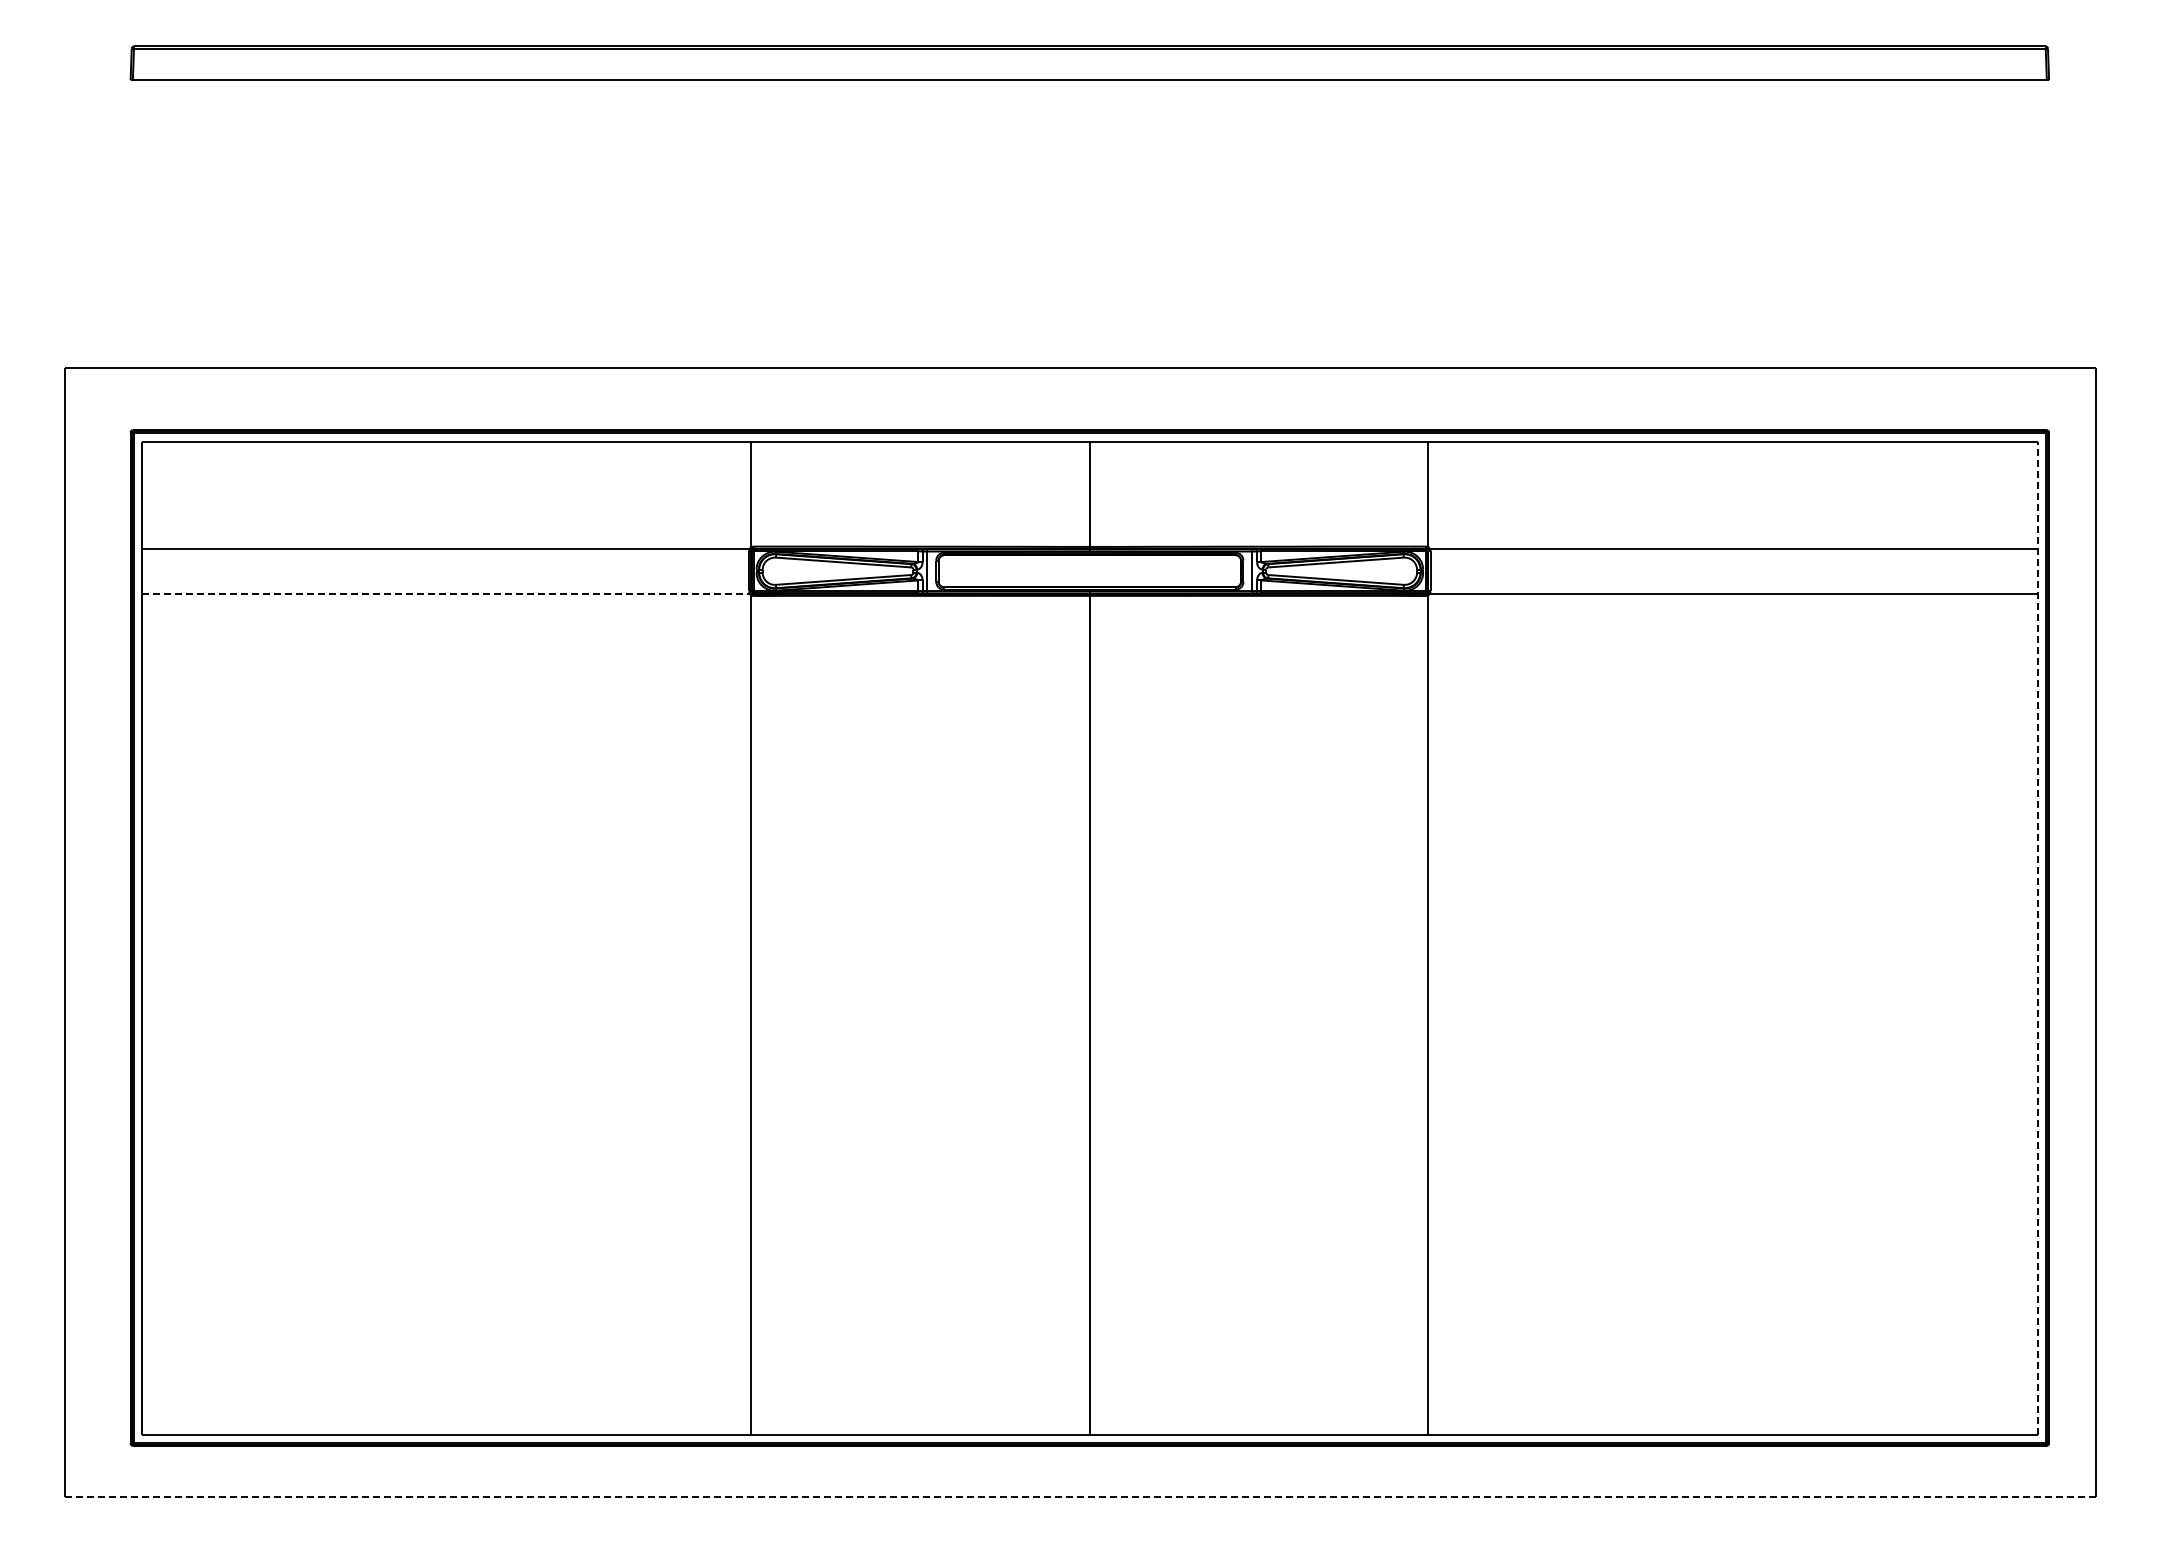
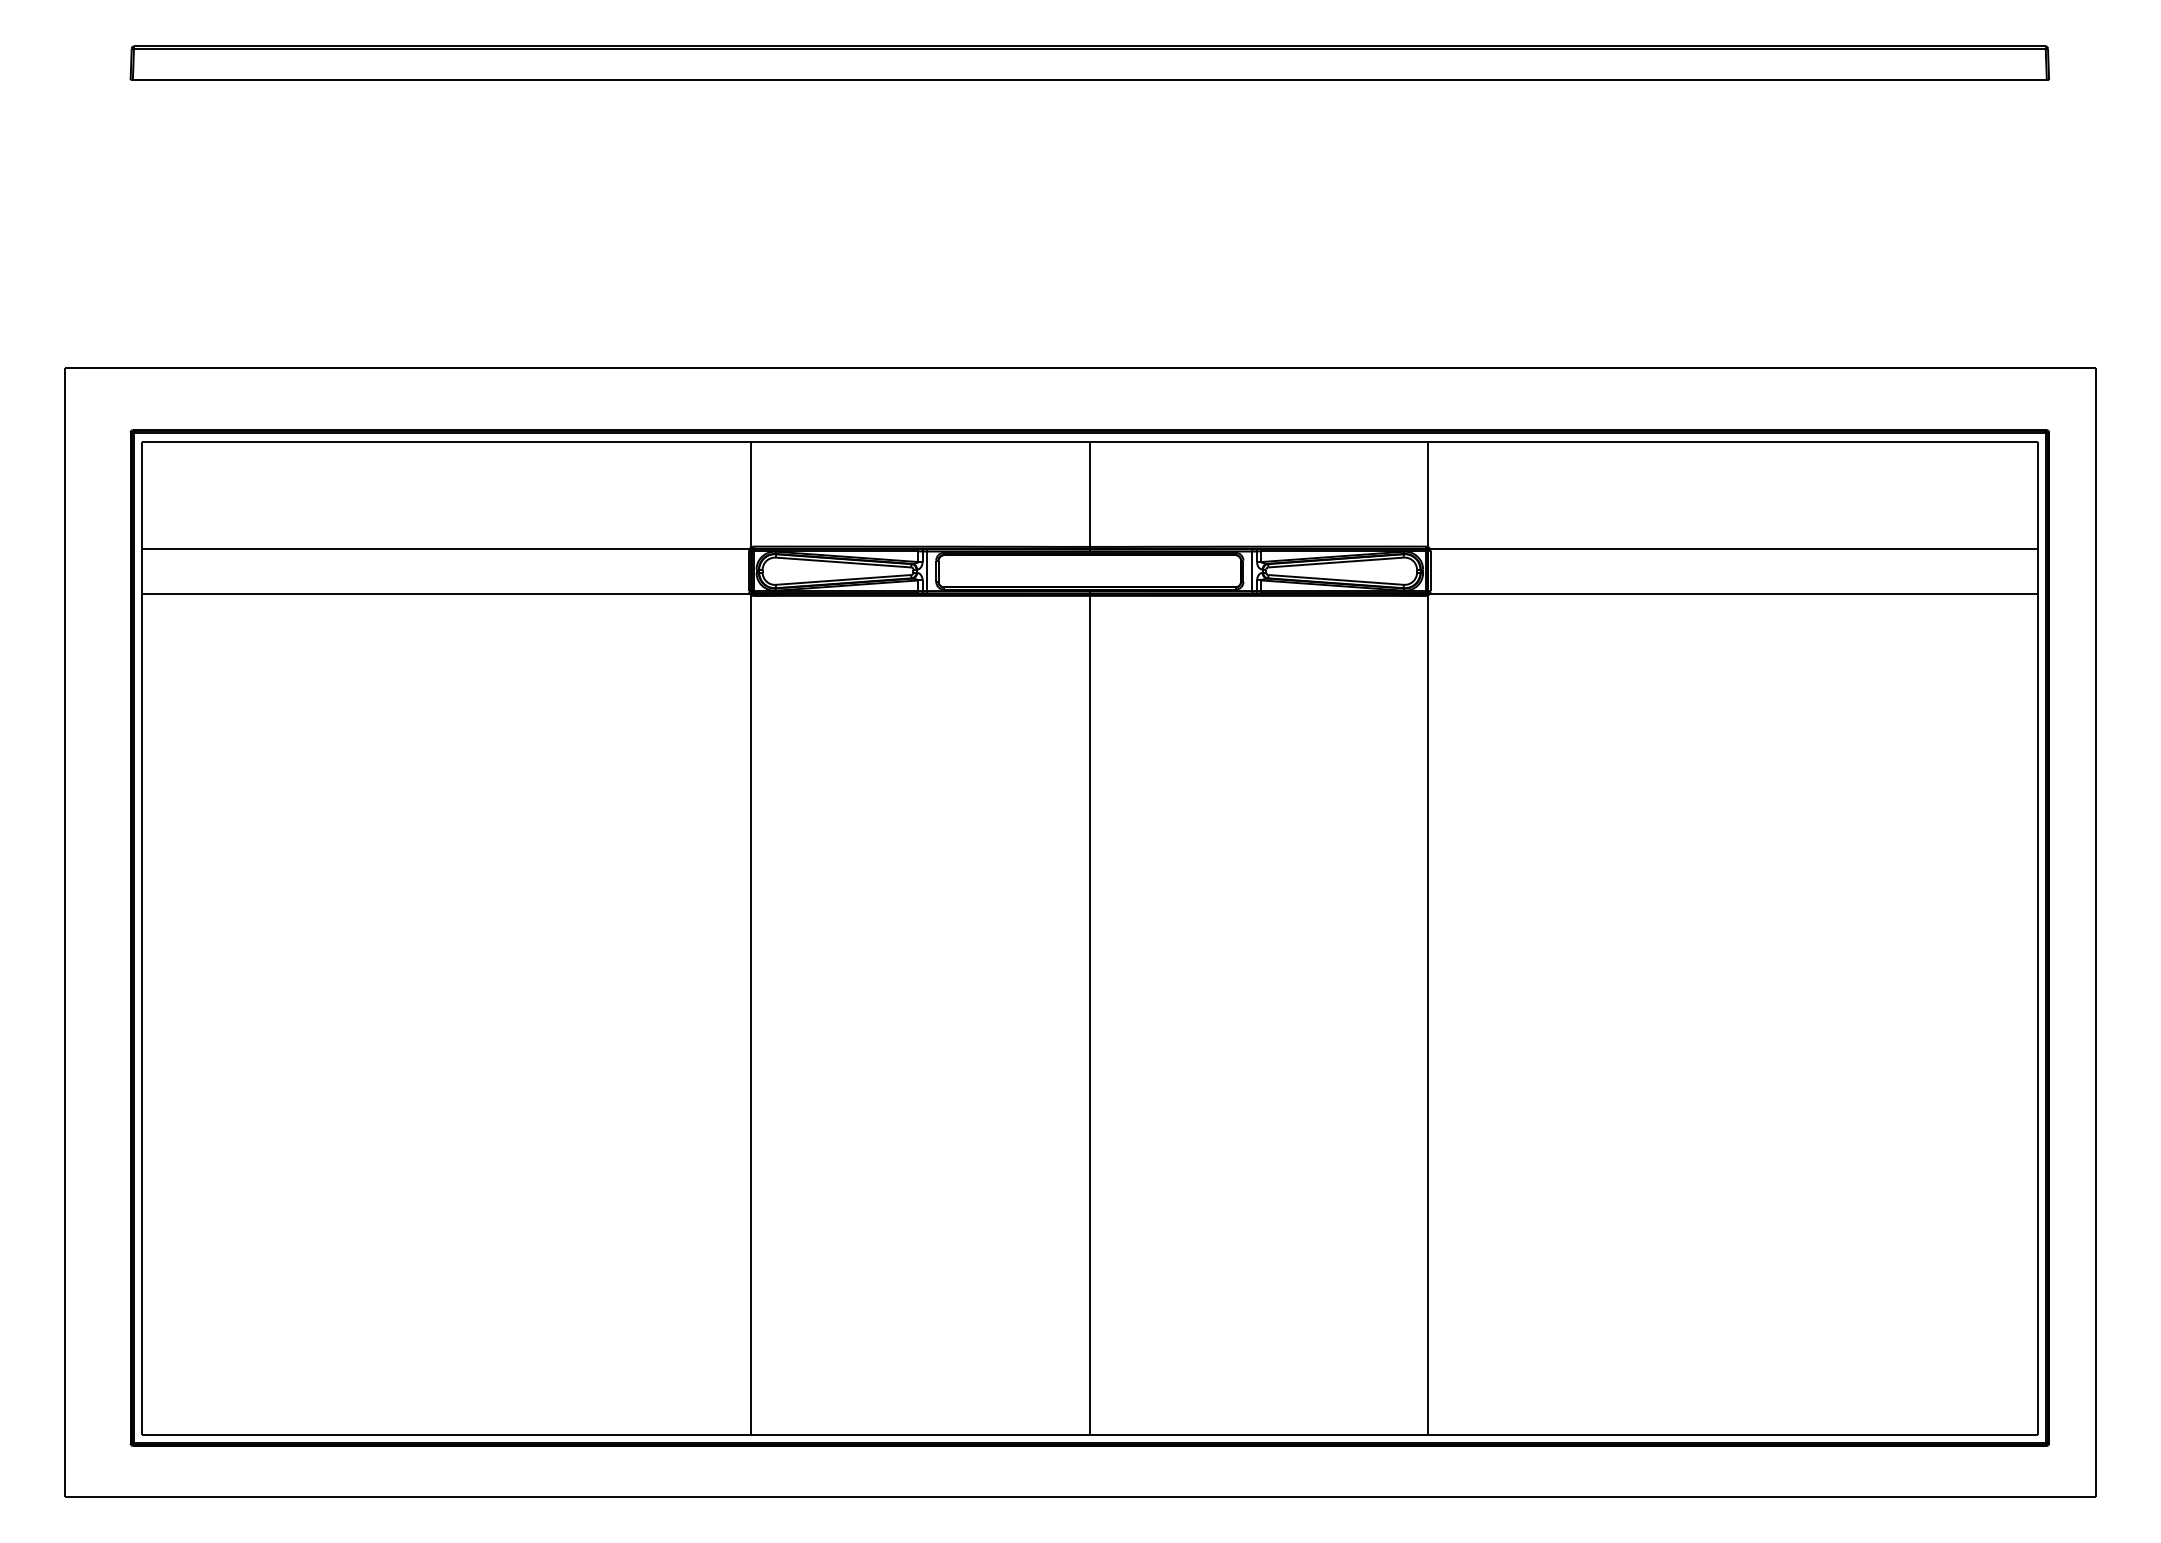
line: dashed -> solid (445, 593)
line: dashed -> solid (2037, 938)
line: dashed -> solid (1080, 1496)
